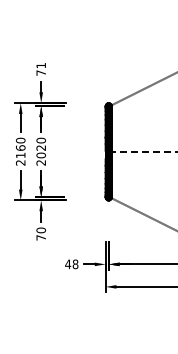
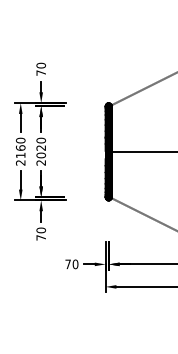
text: 71 -> 70 (41, 65)
line: dashed -> solid (143, 151)
text: 48 -> 70 (71, 264)
